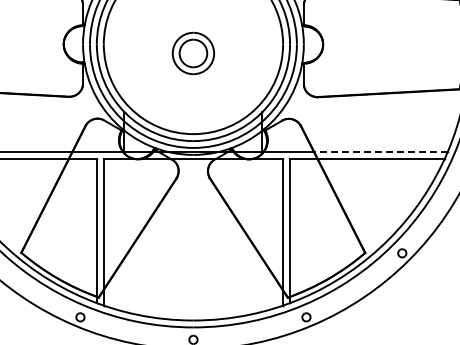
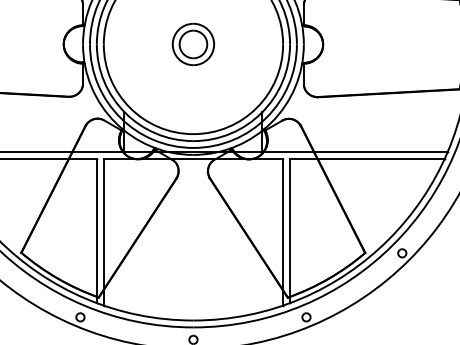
part position: (192, 53) -> (192, 44) (192, 44)
line: dashed -> solid (380, 151)
